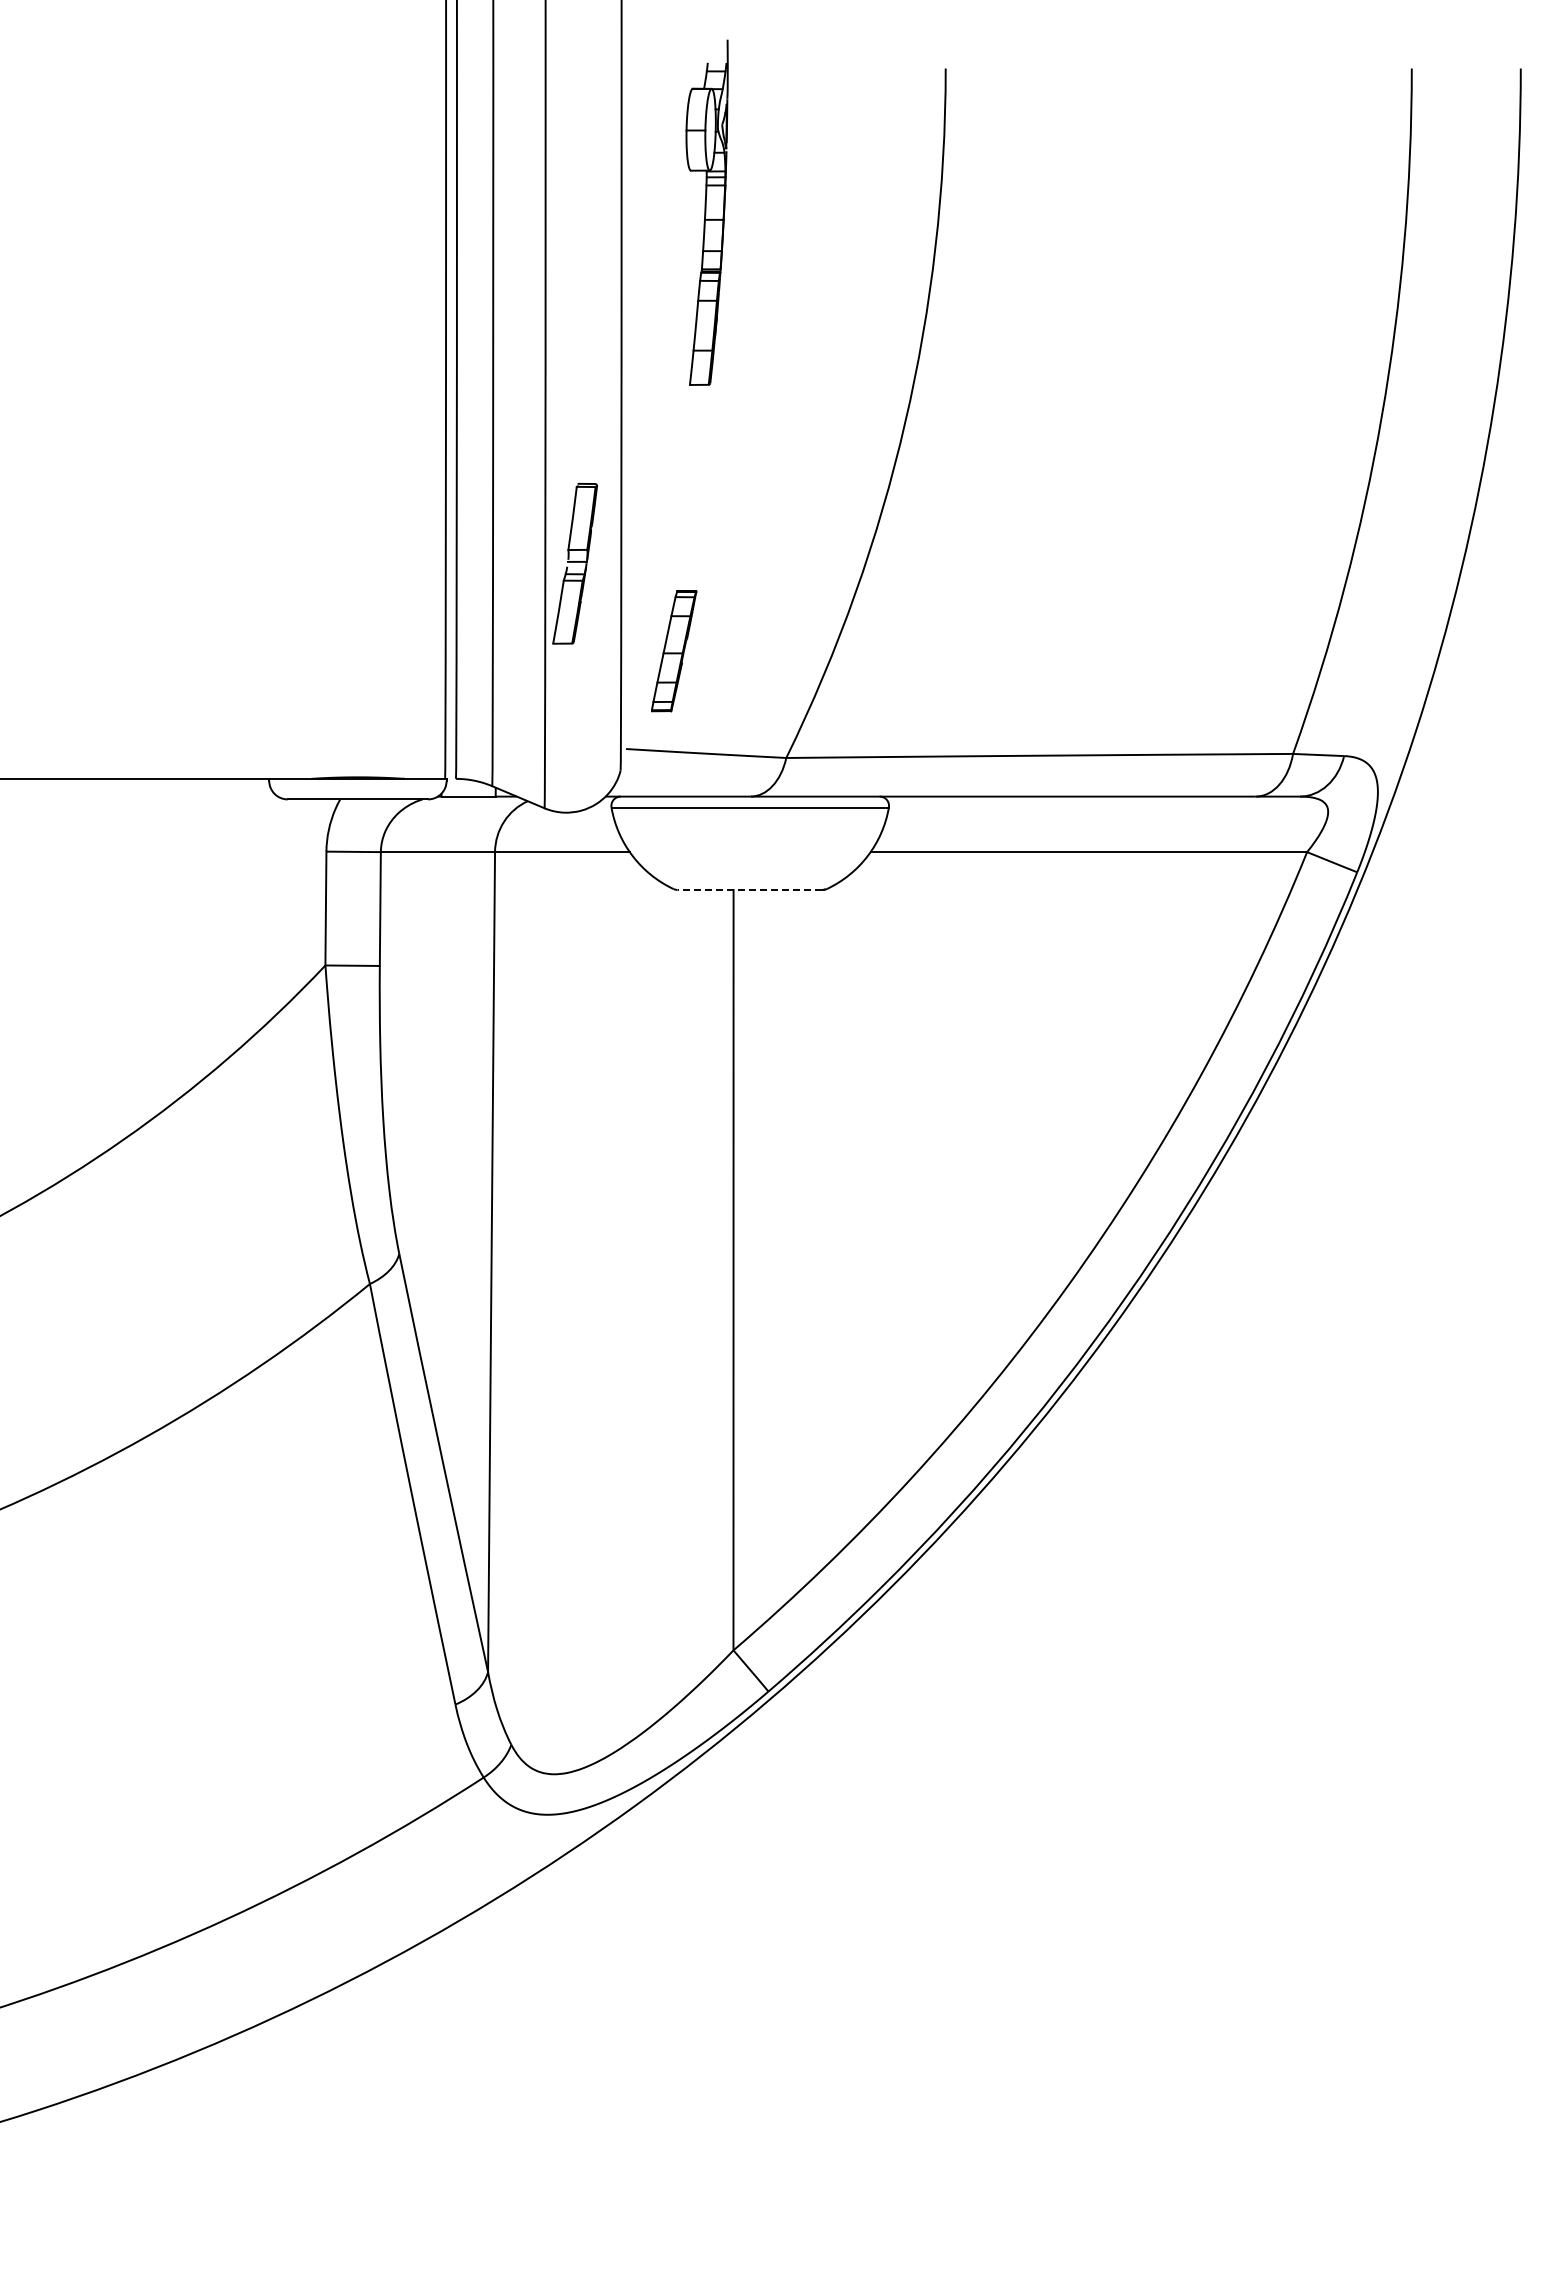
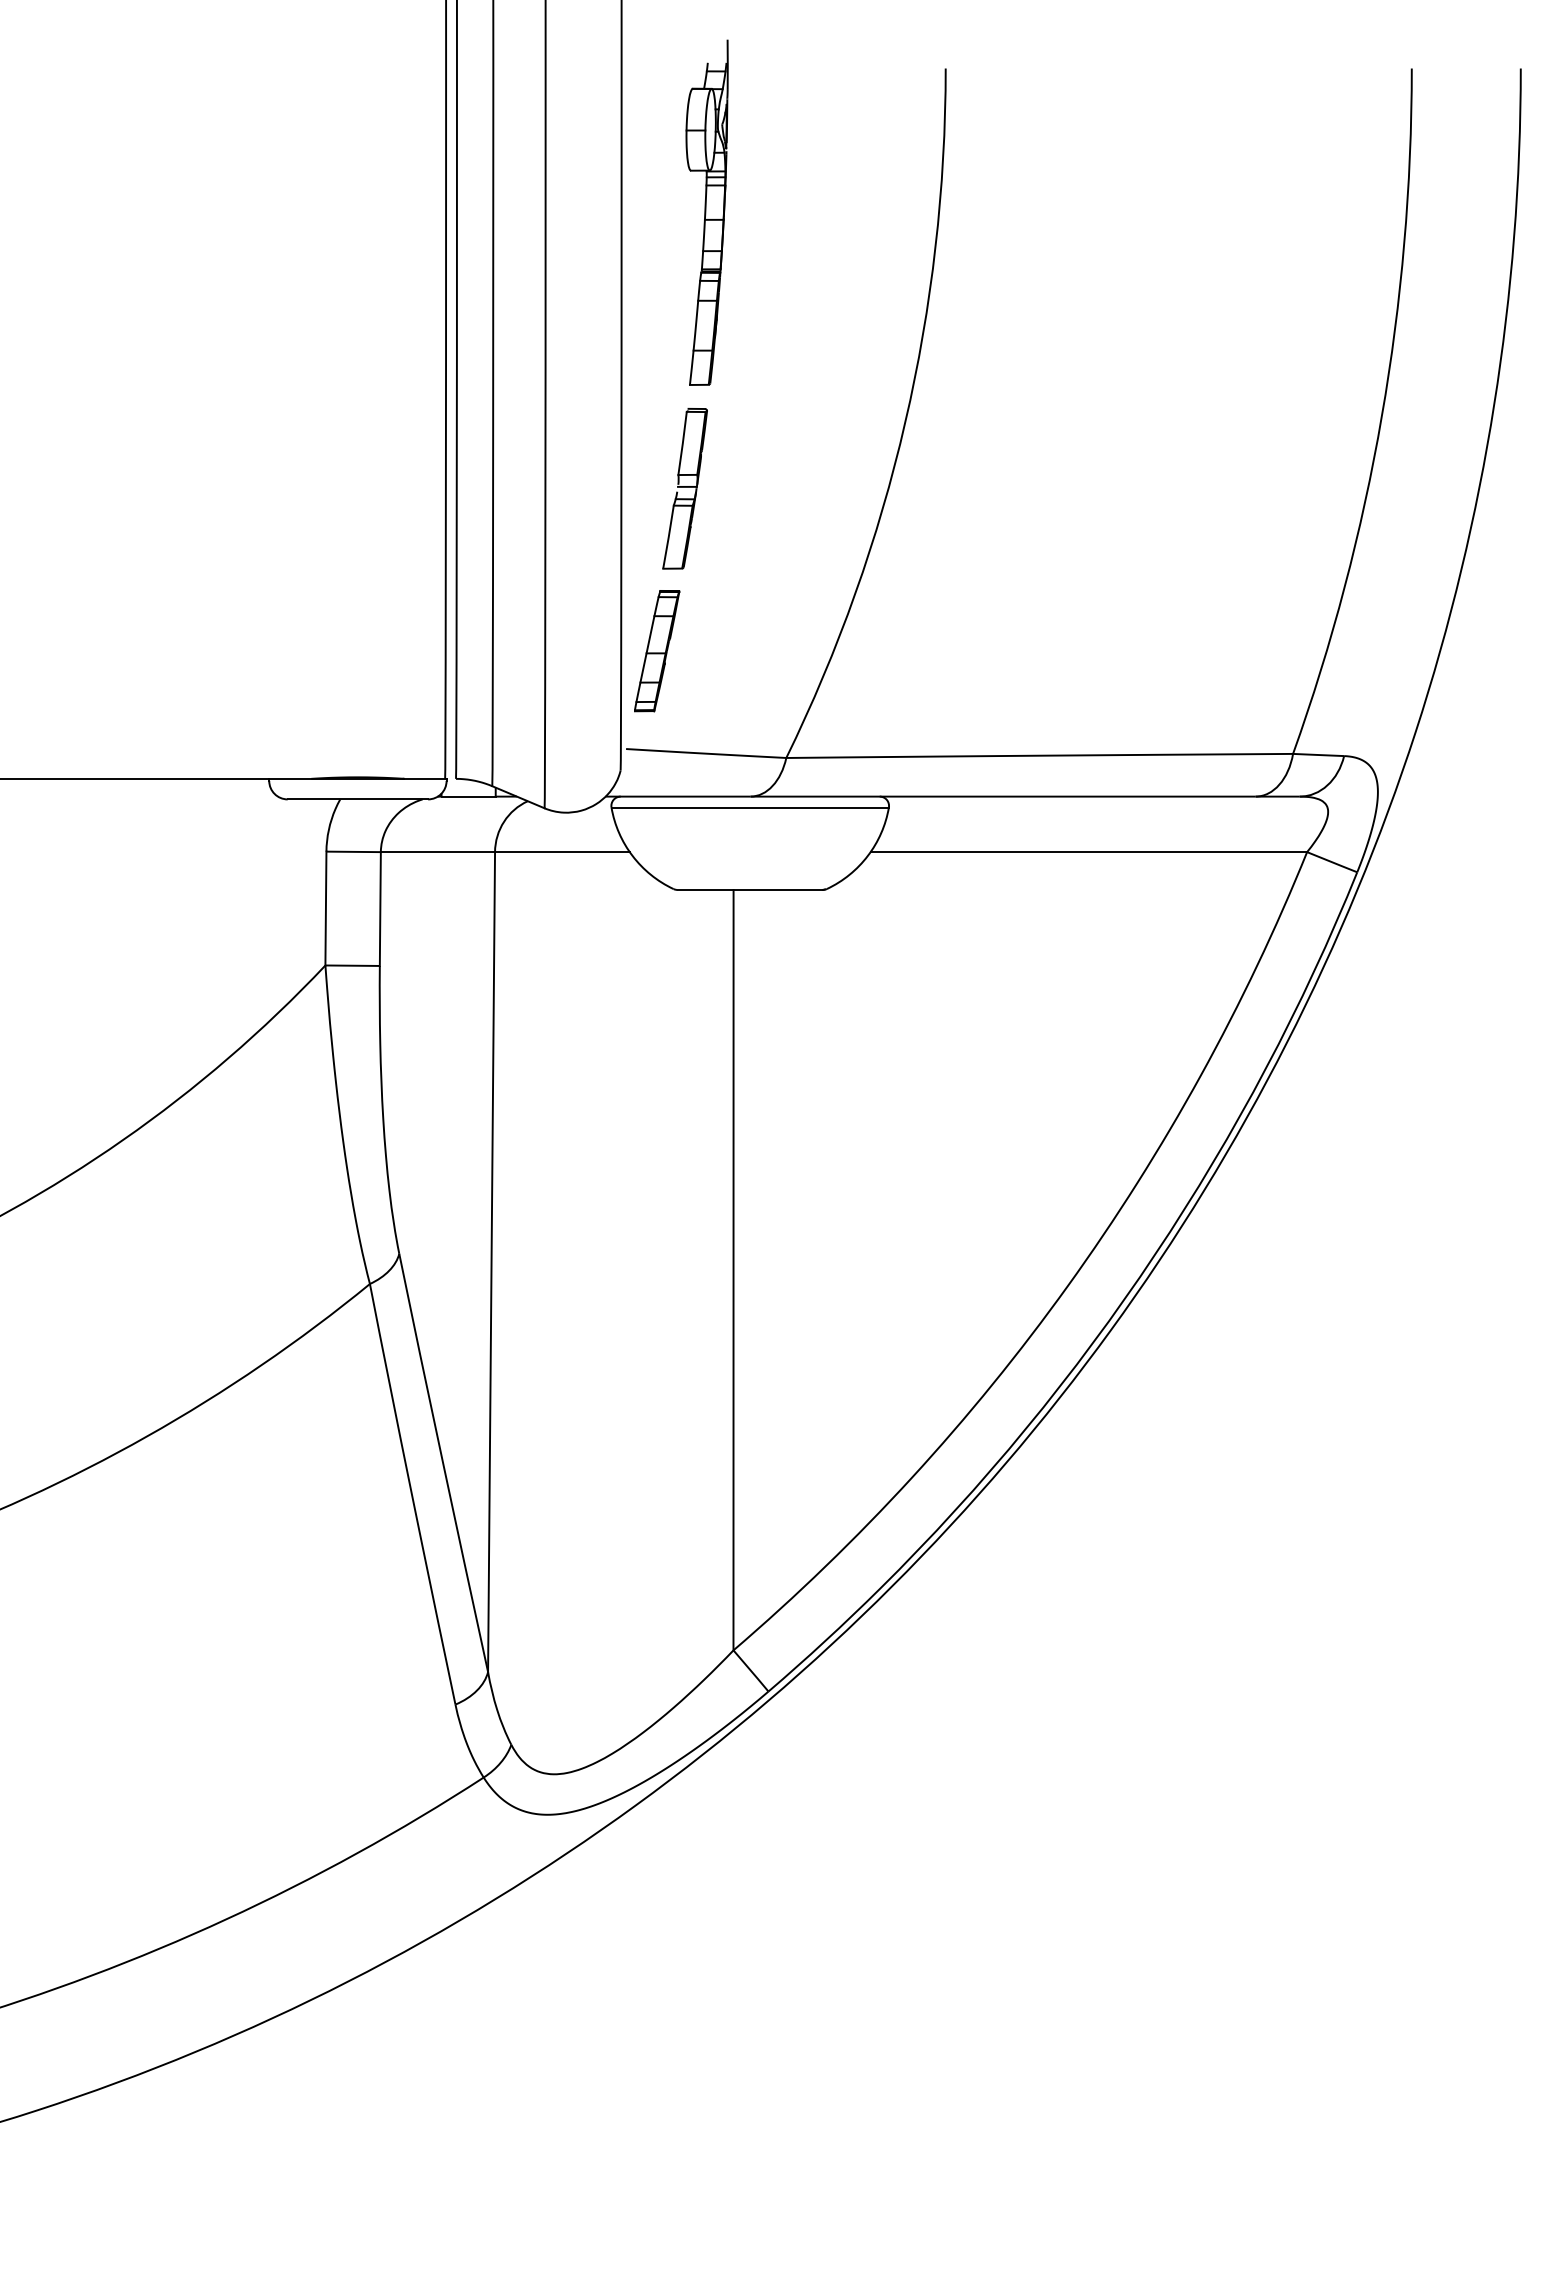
part position: (574, 563) -> (684, 488) (684, 488)
part position: (674, 651) -> (657, 651) (657, 651)
line: dashed -> solid (749, 889)
